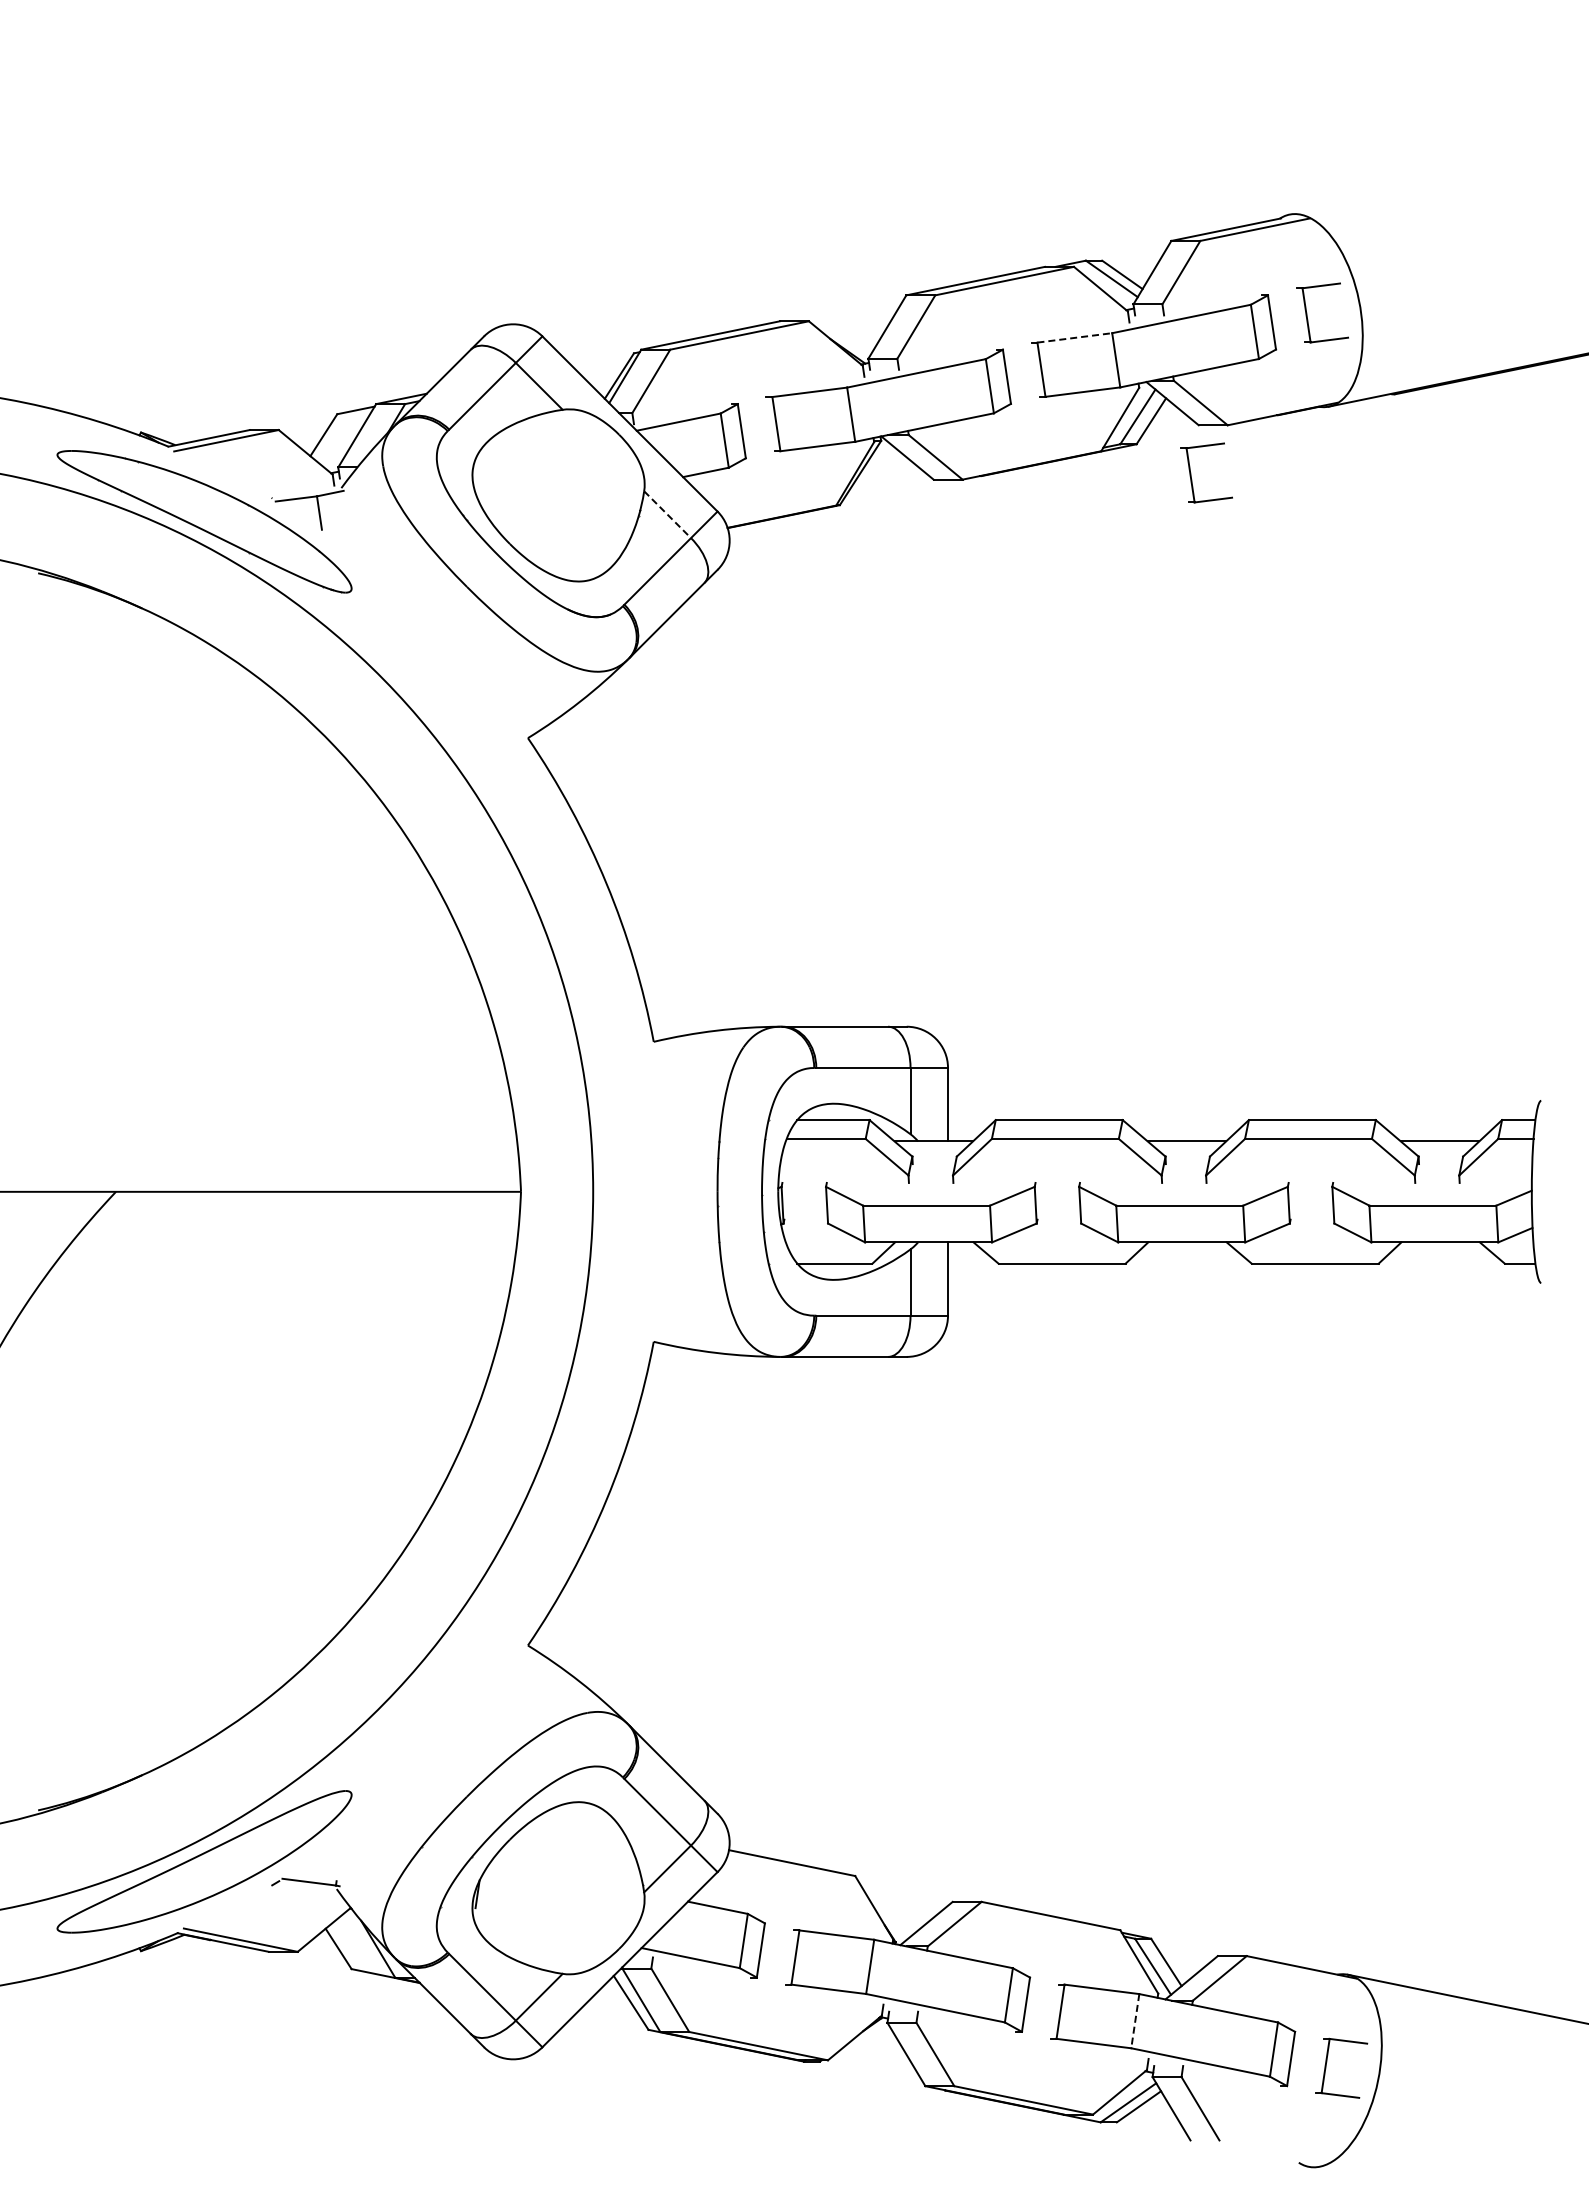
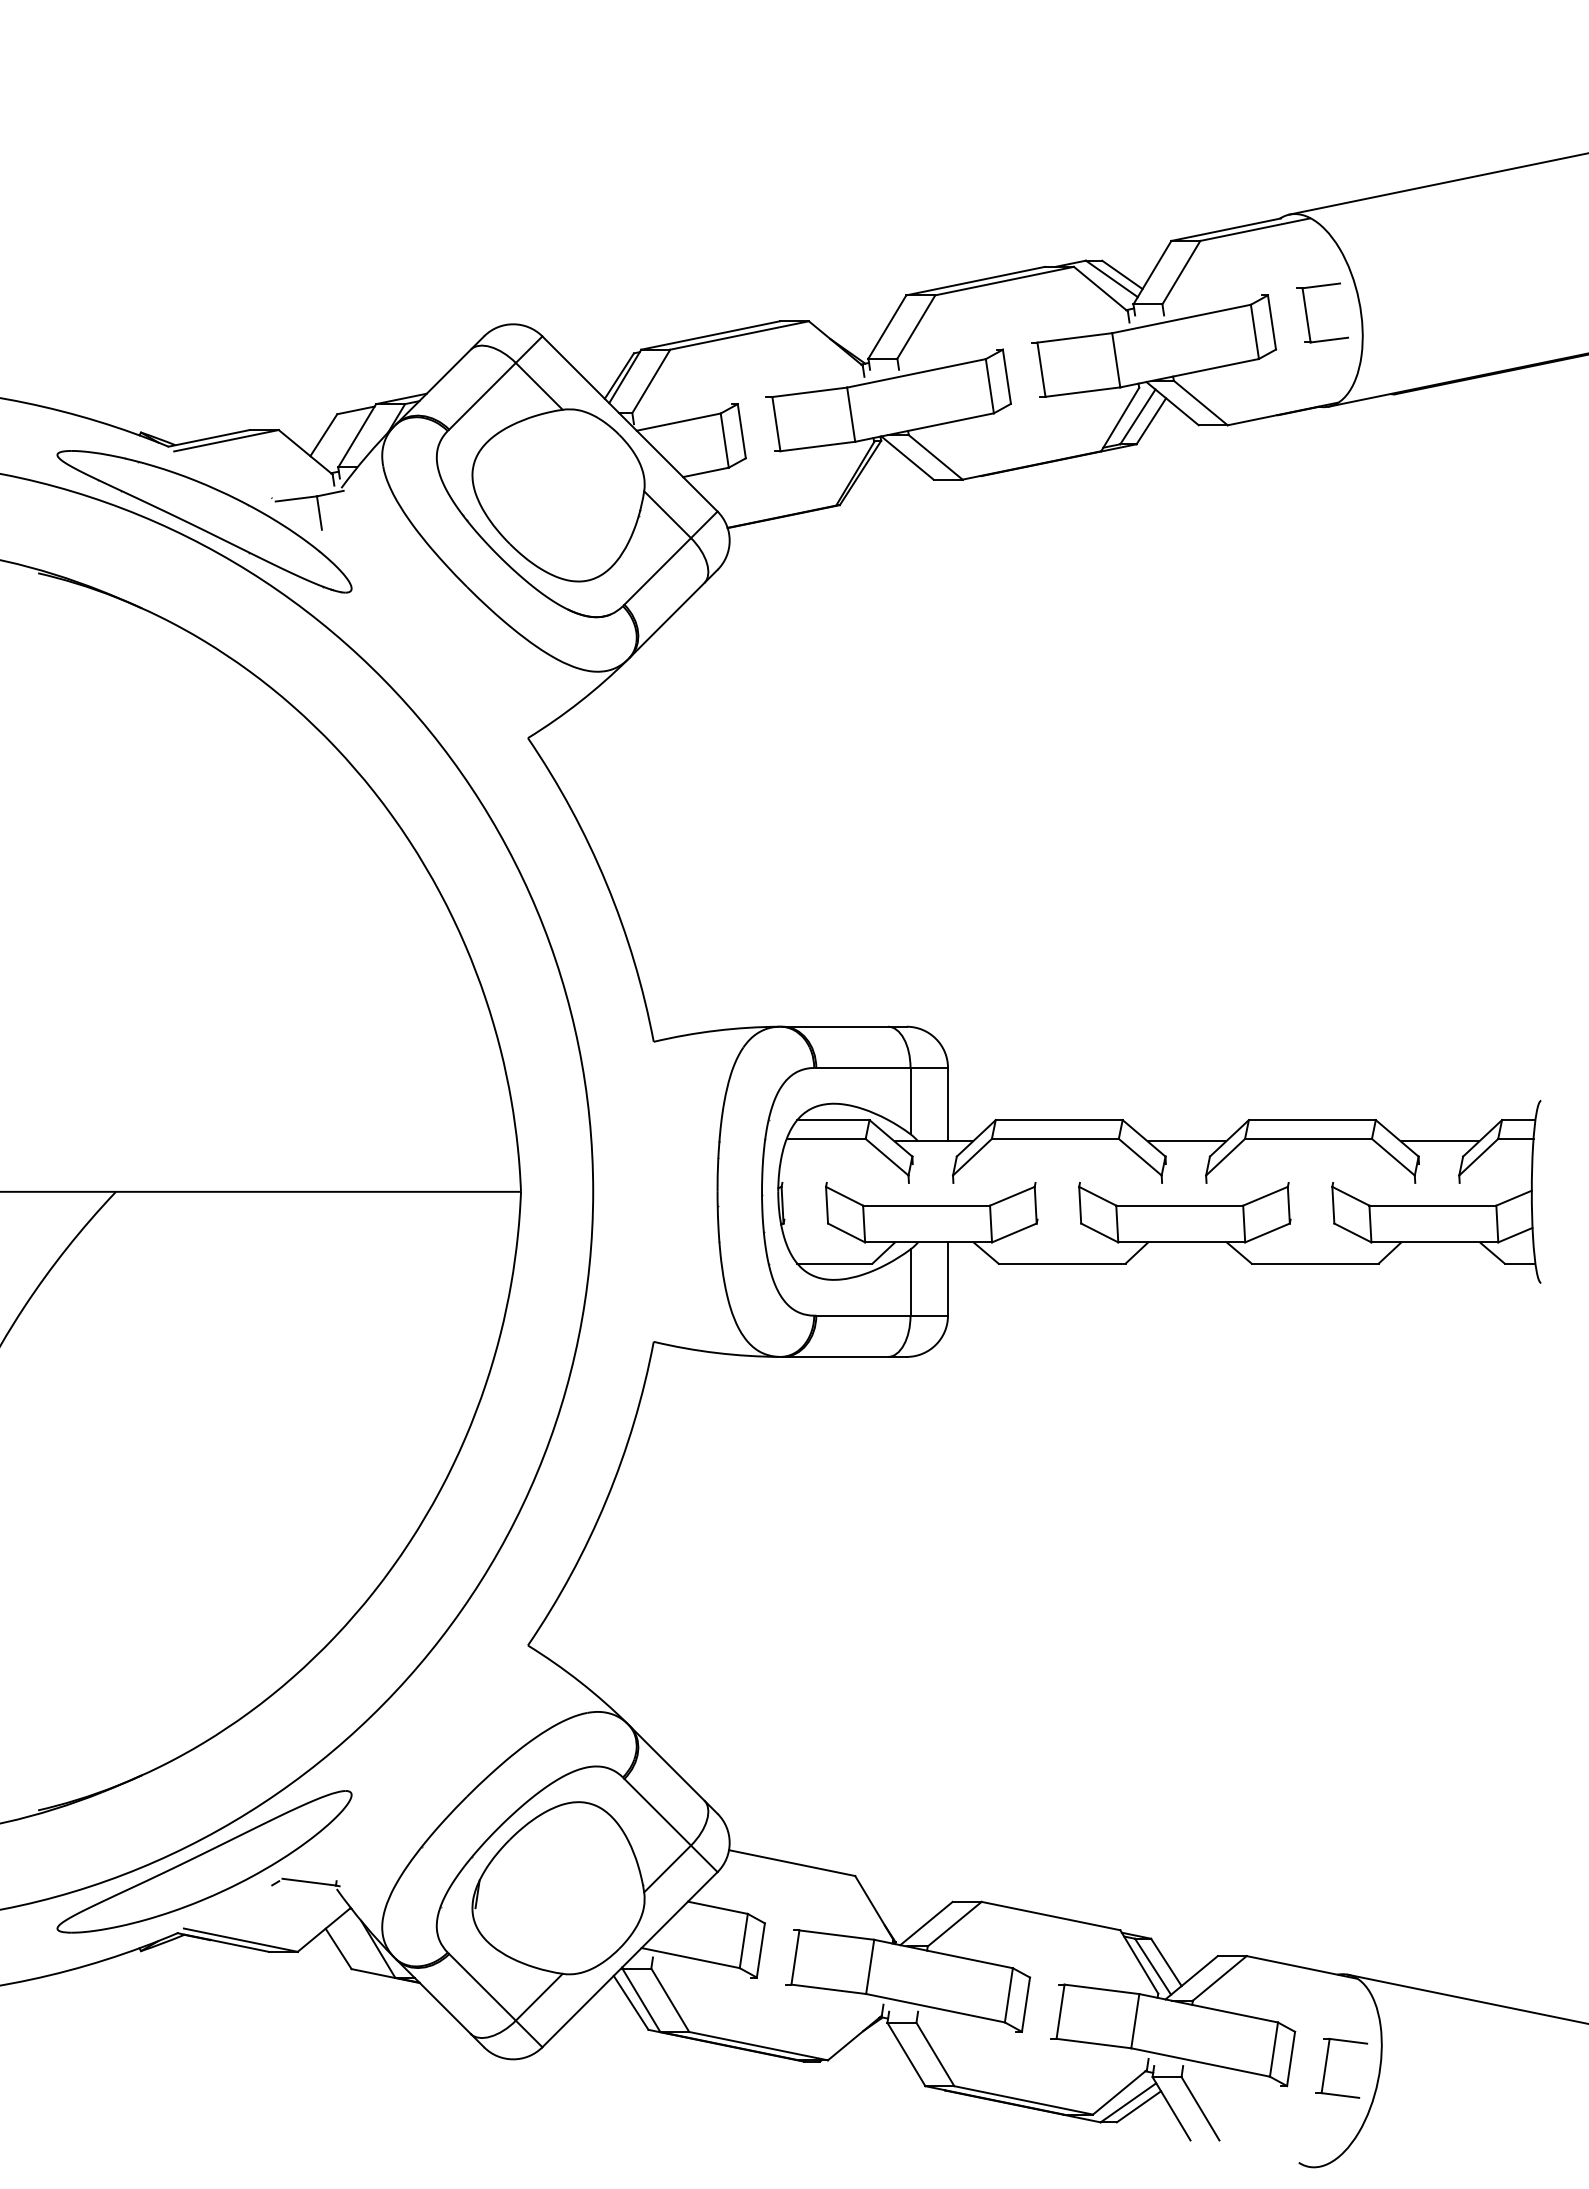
line: none -> present (1437, 183)
line: dashed -> solid (1074, 337)
part: present -> none (1191, 472)
line: dashed -> solid (667, 515)
line: dashed -> solid (1135, 2021)
